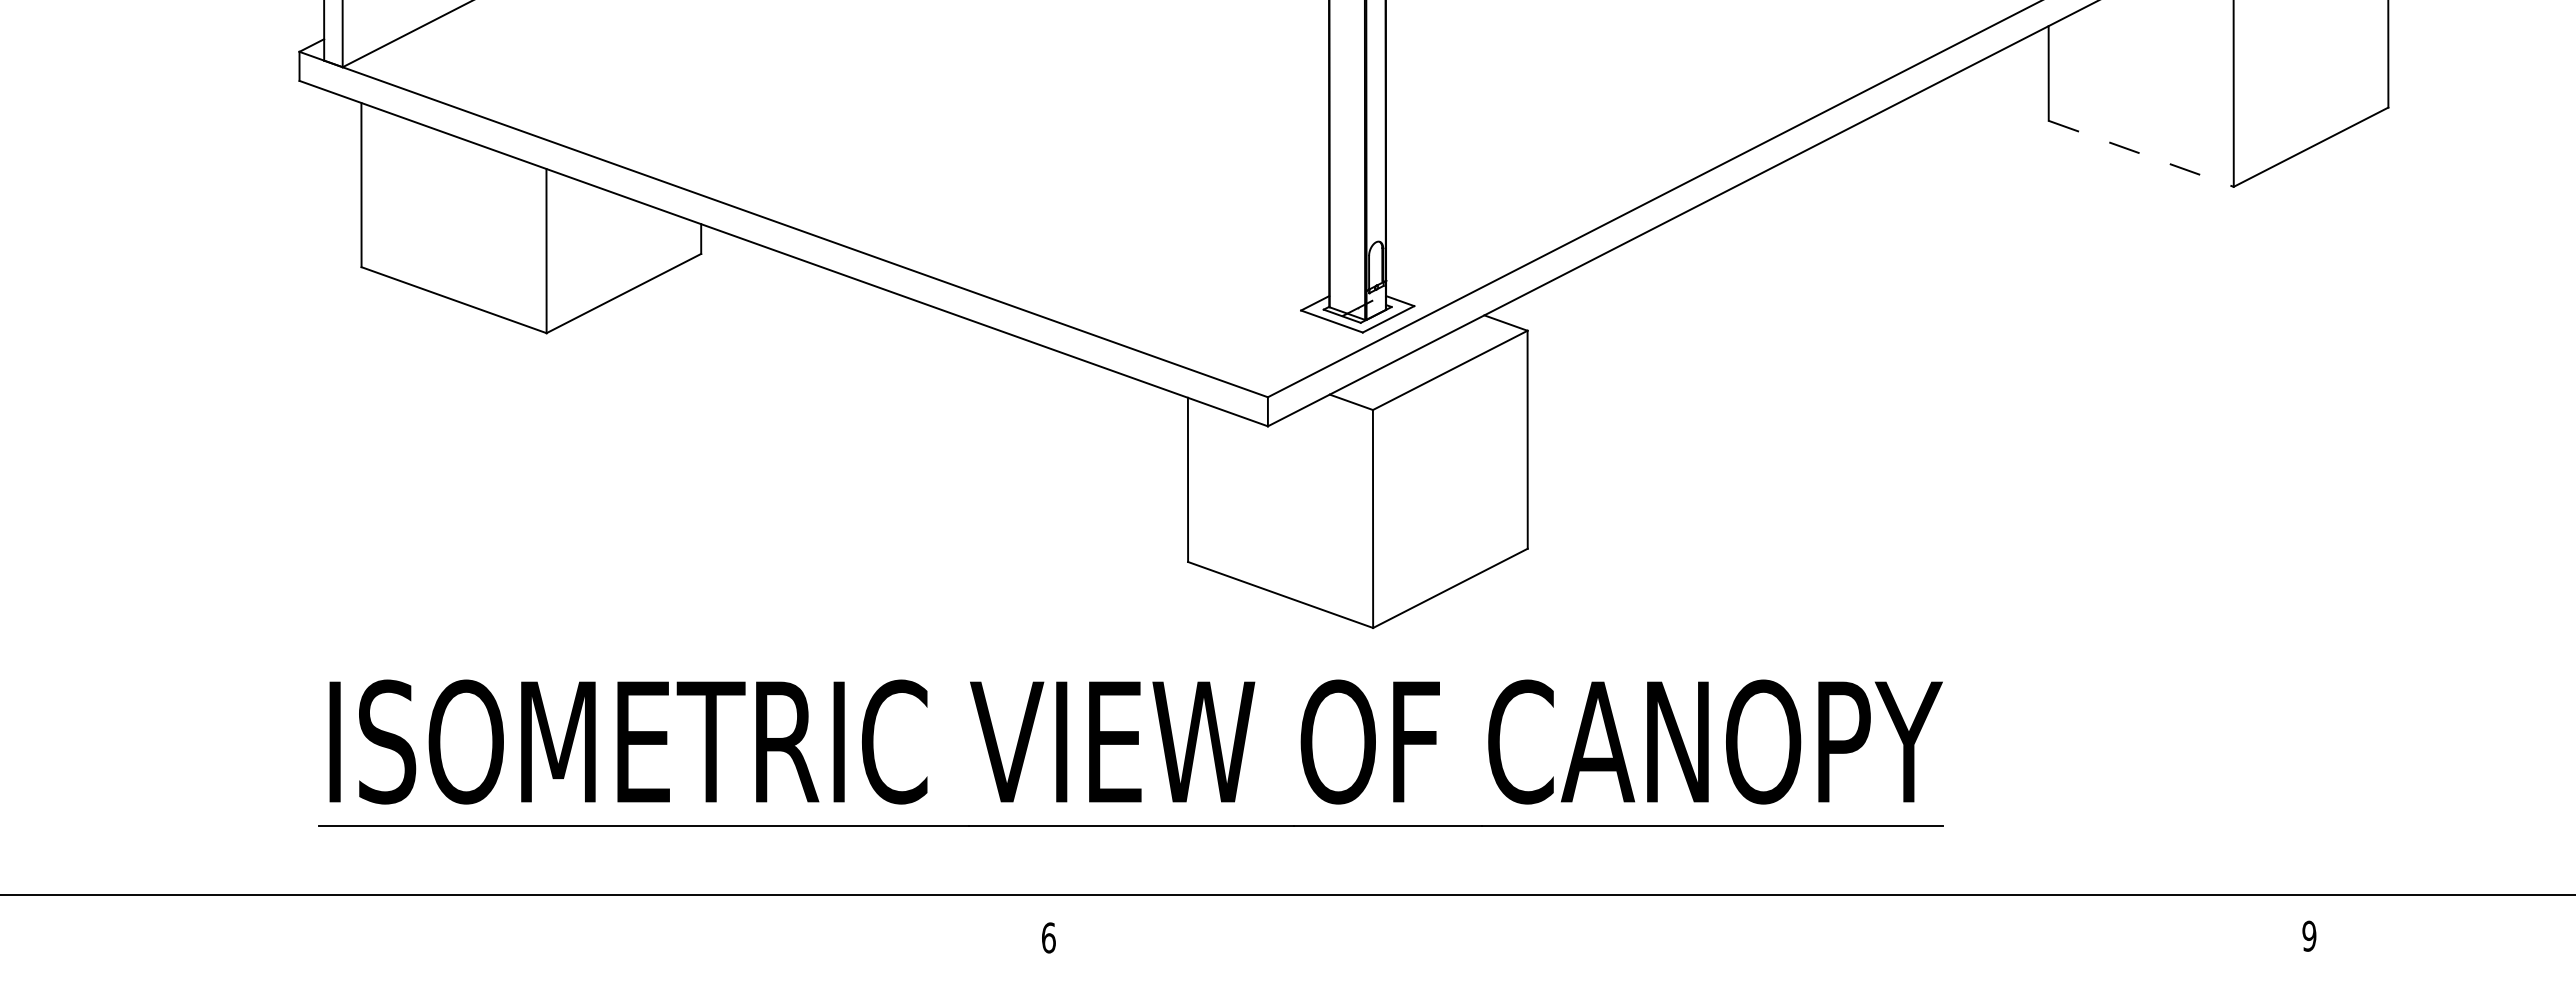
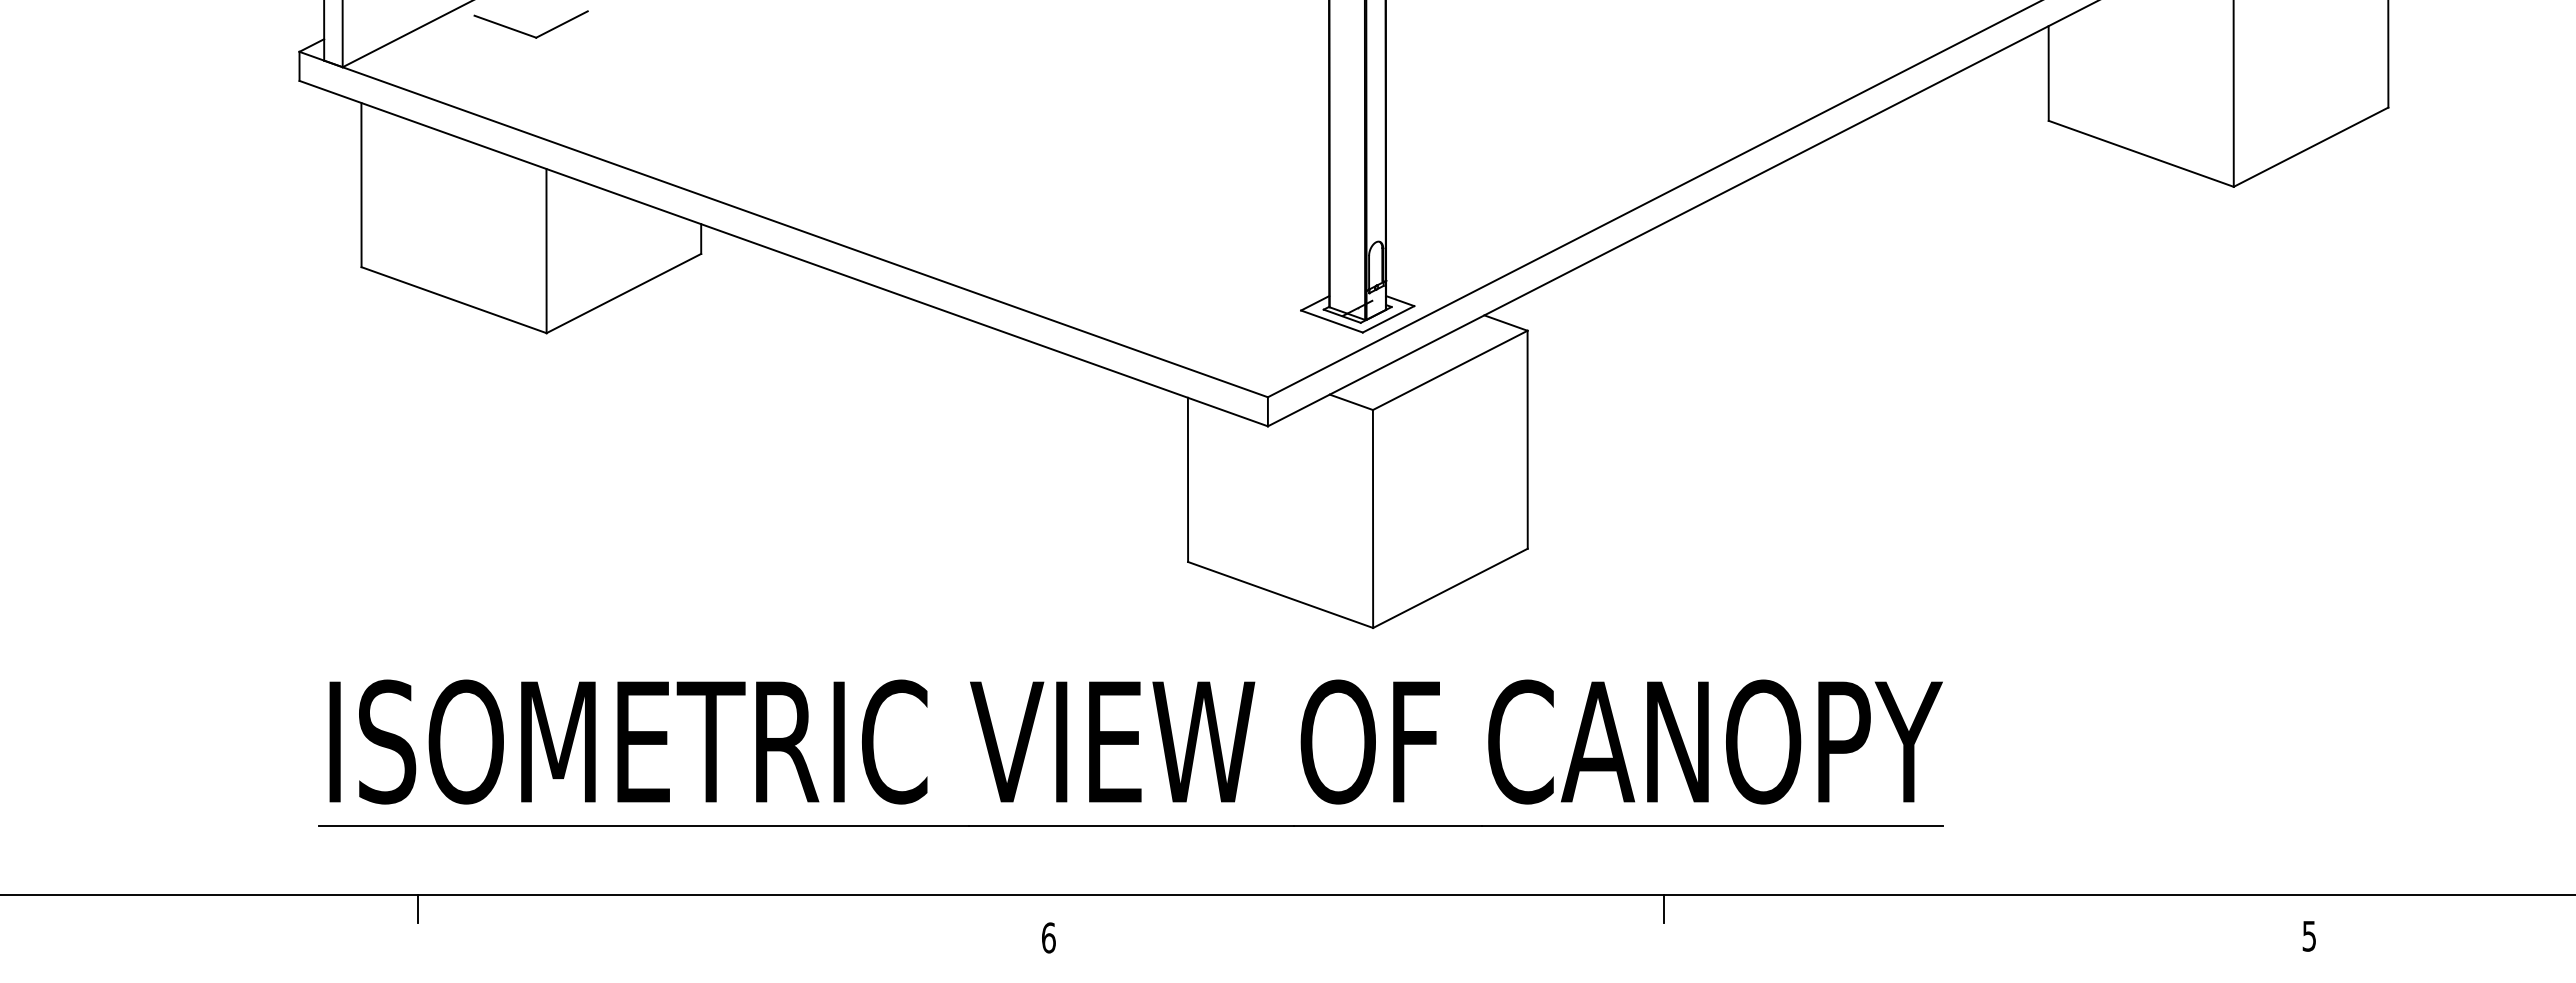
part: none -> present (525, 32)
line: dashed -> solid (2141, 154)
line: none -> present (418, 908)
line: none -> present (1664, 908)
text: 9 -> 5 (2309, 935)
